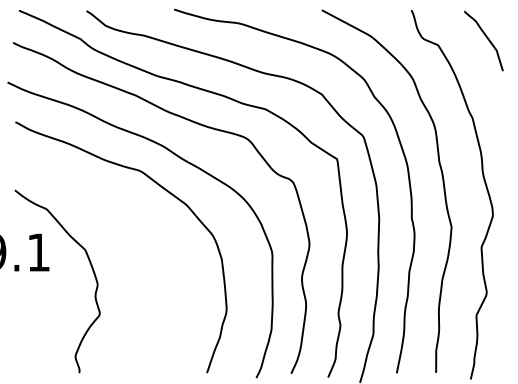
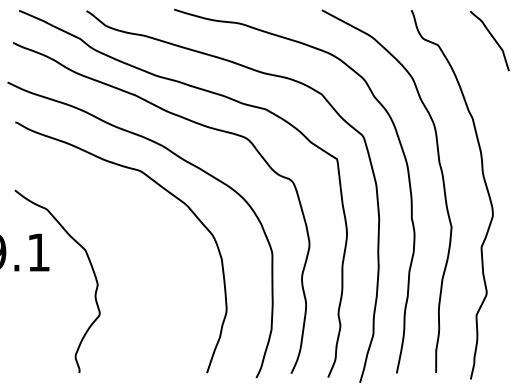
curve position: (486, 38) -> (492, 38) (492, 38)
